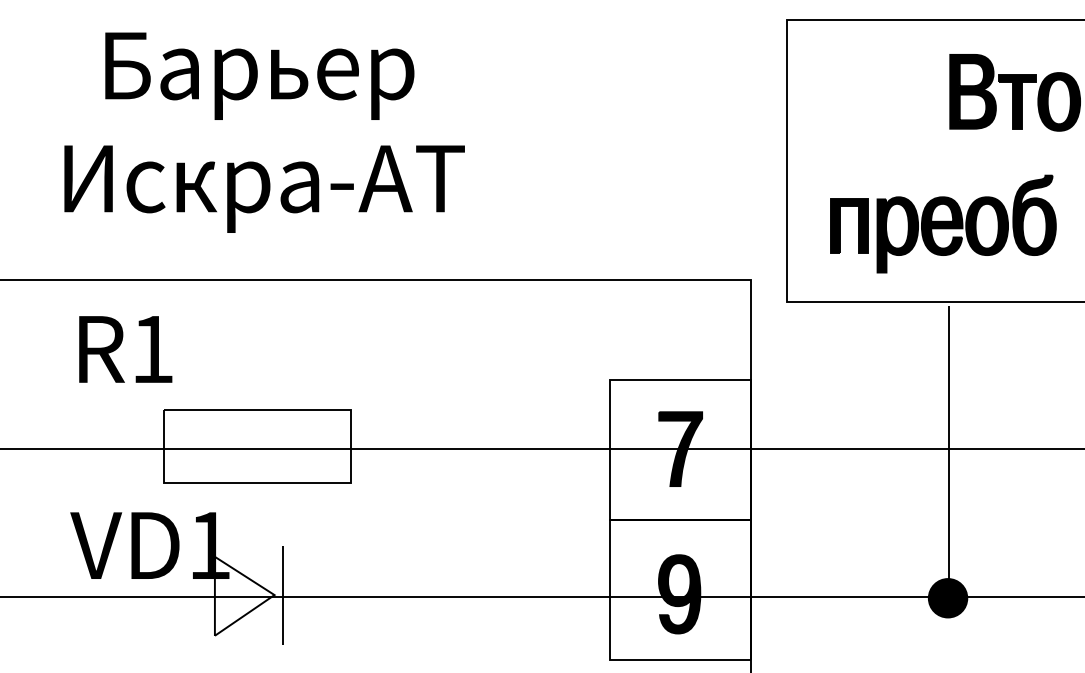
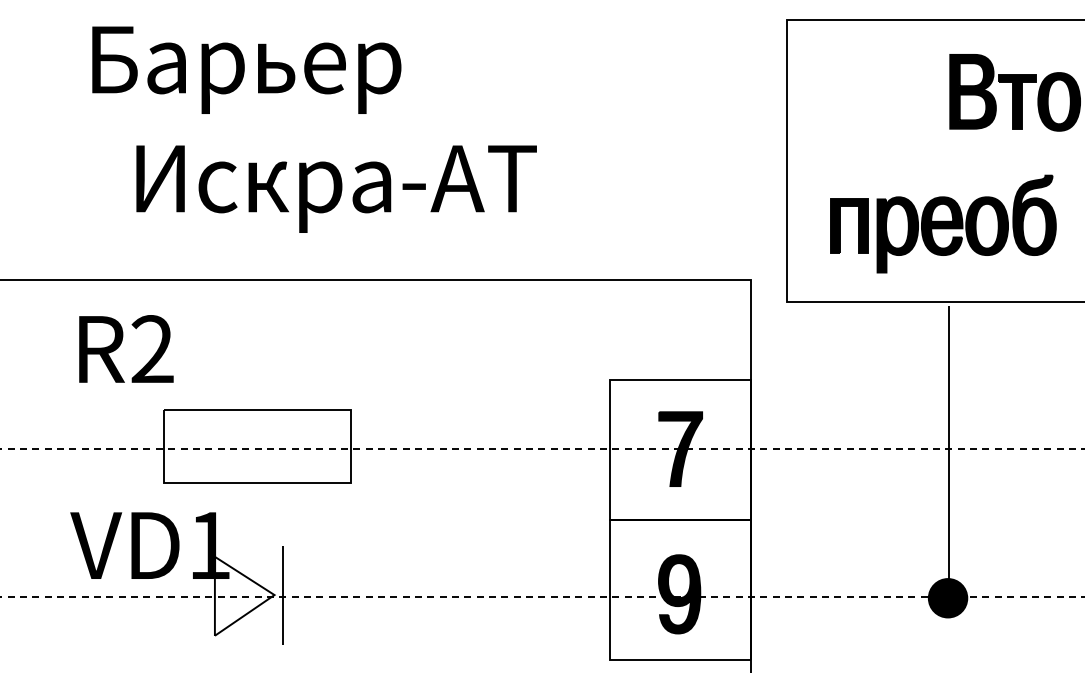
text position: (259, 75) -> (246, 69) (246, 69)
text position: (264, 188) -> (336, 188) (336, 188)
text: R1 -> R2 (152, 348)
line: solid -> dashed (542, 449)
line: solid -> dashed (542, 596)
